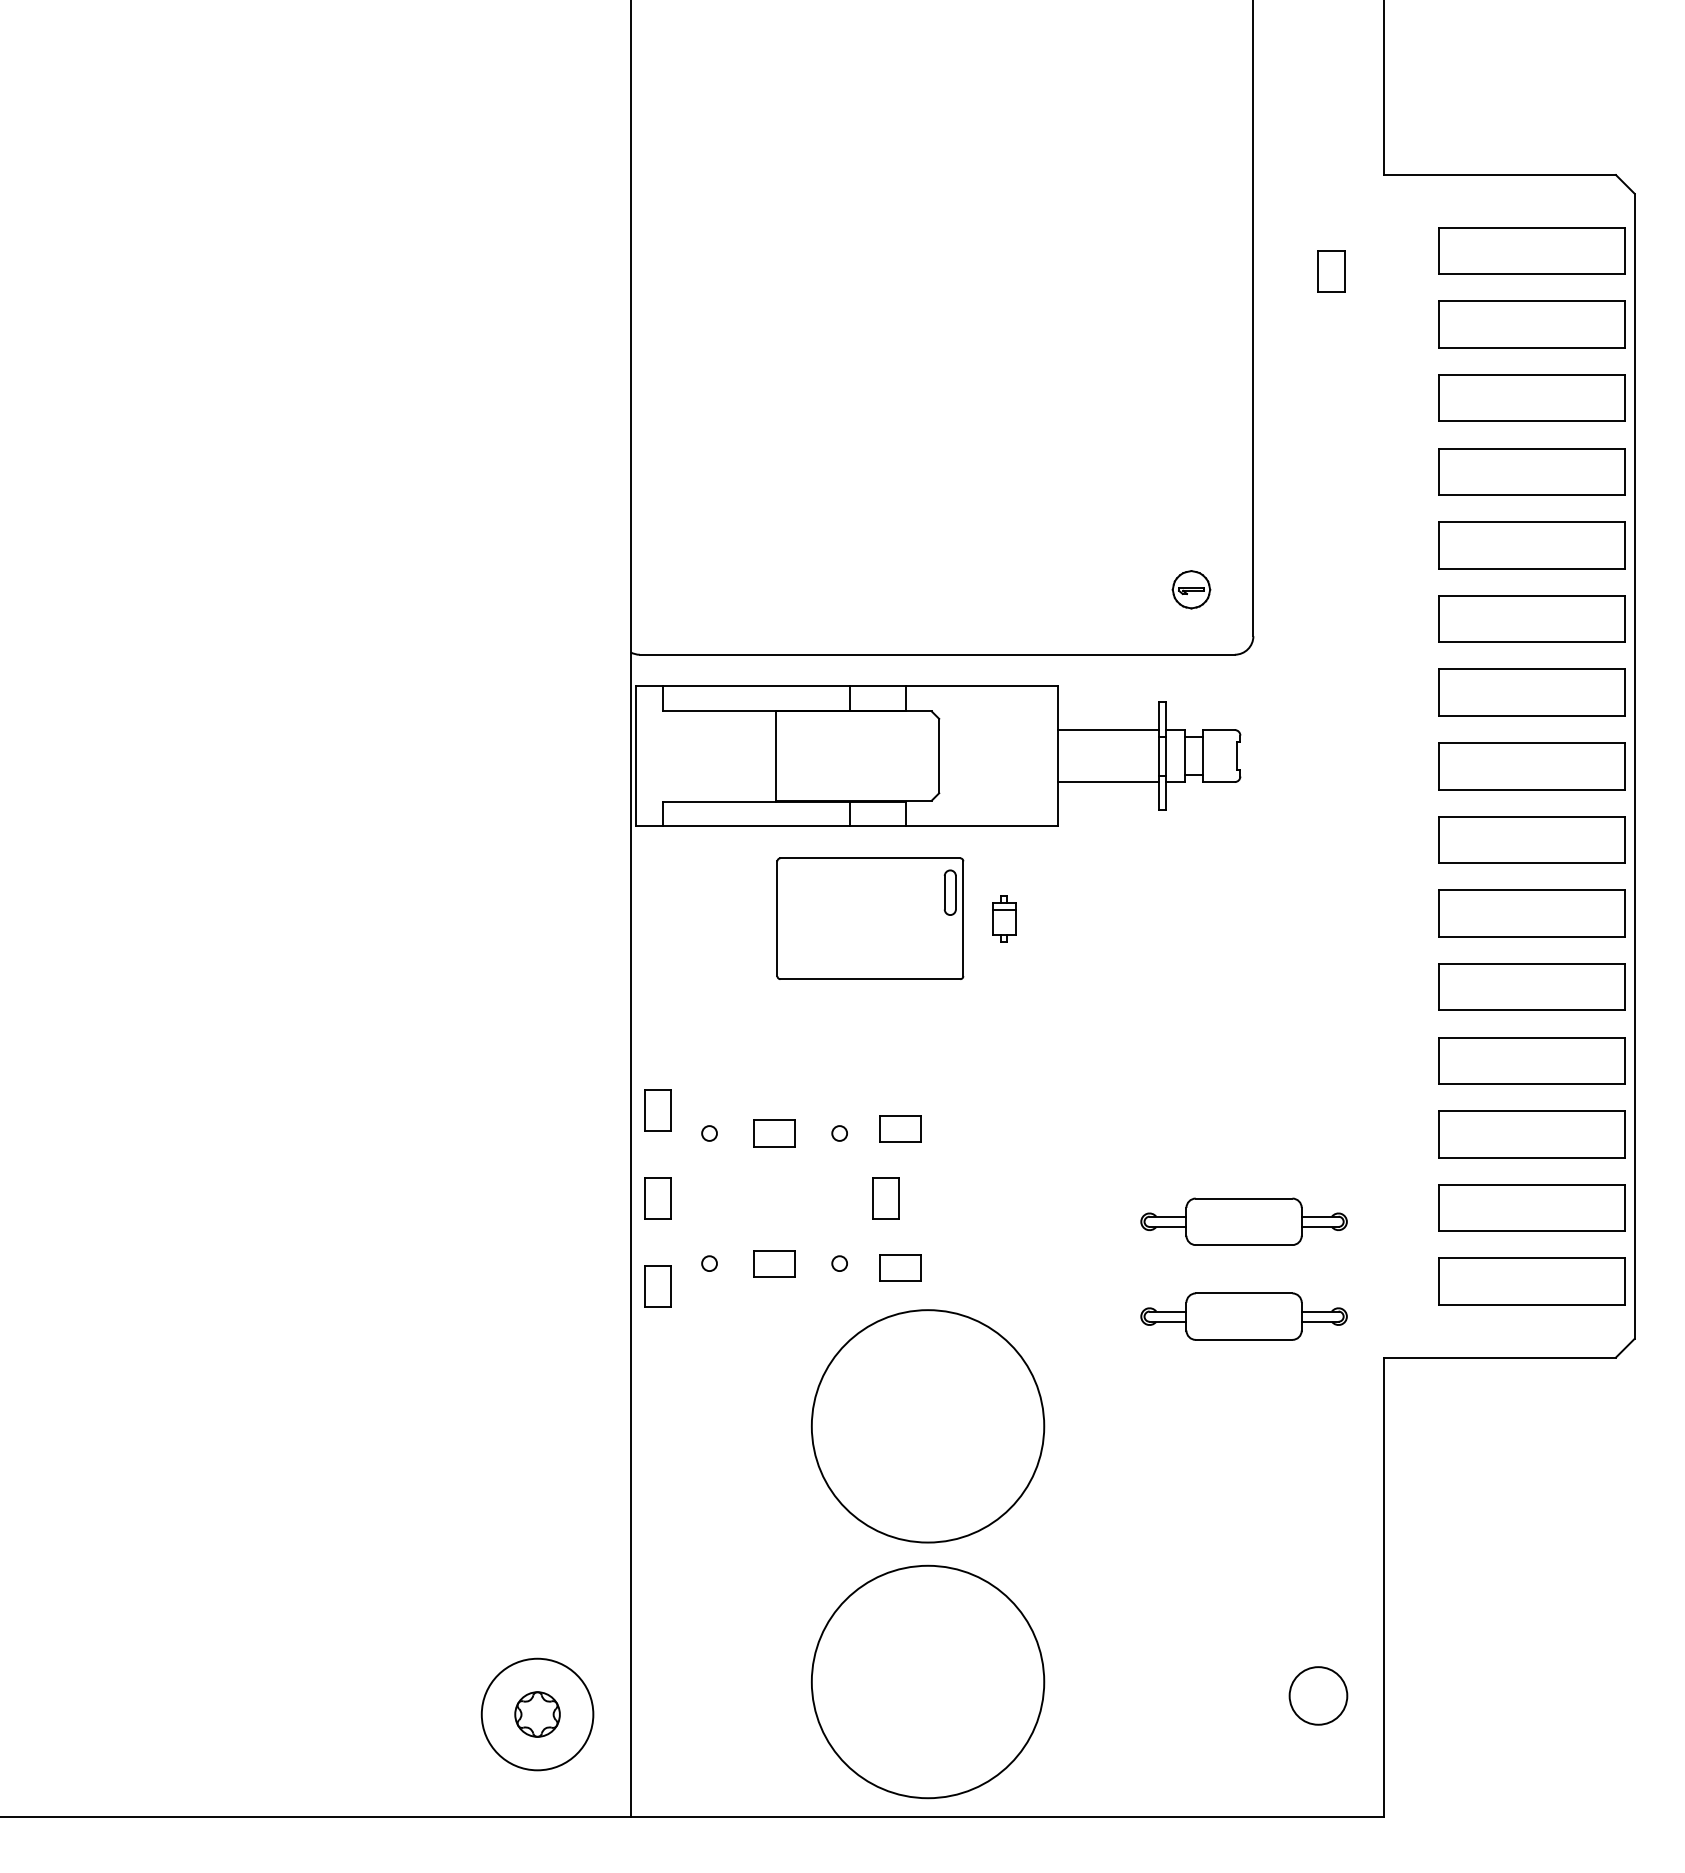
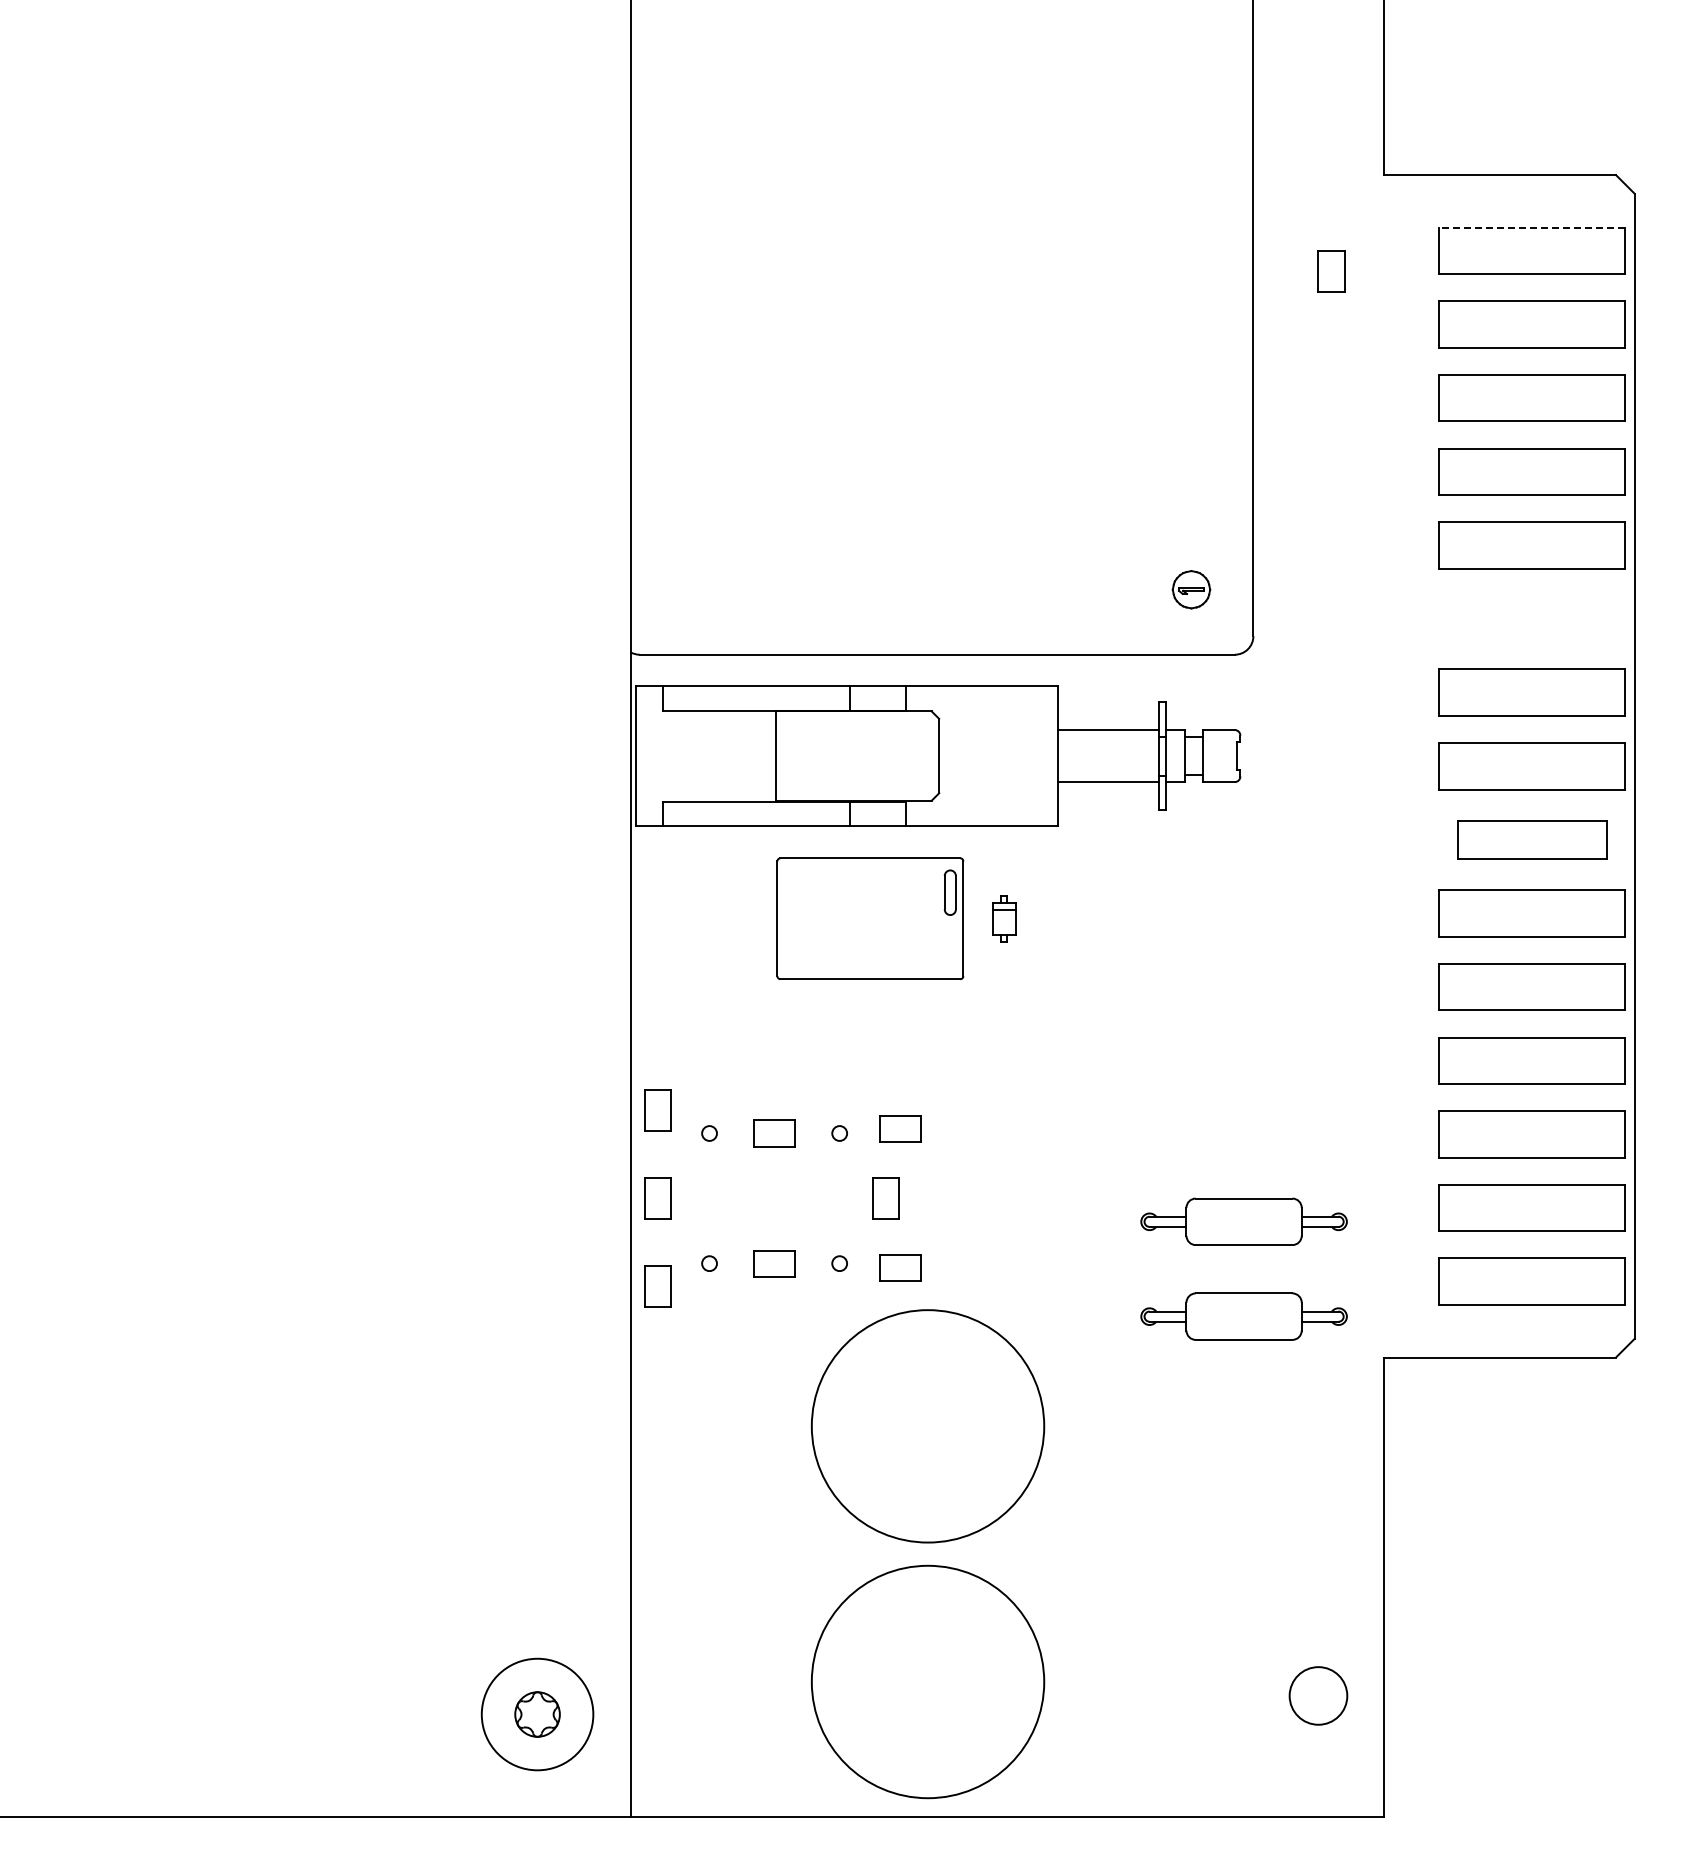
line: solid -> dashed (1532, 227)
part: present -> none (1531, 618)
part size: 188x48 px -> 151x40 px (1532, 839)
